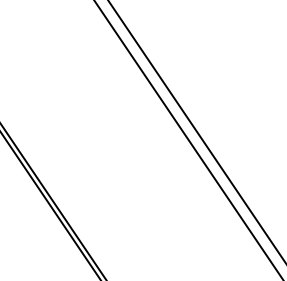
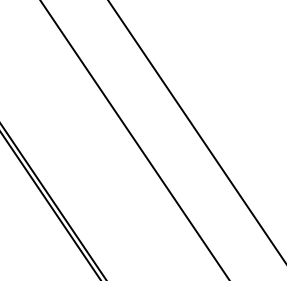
line position: (188, 139) -> (134, 139) (134, 139)
